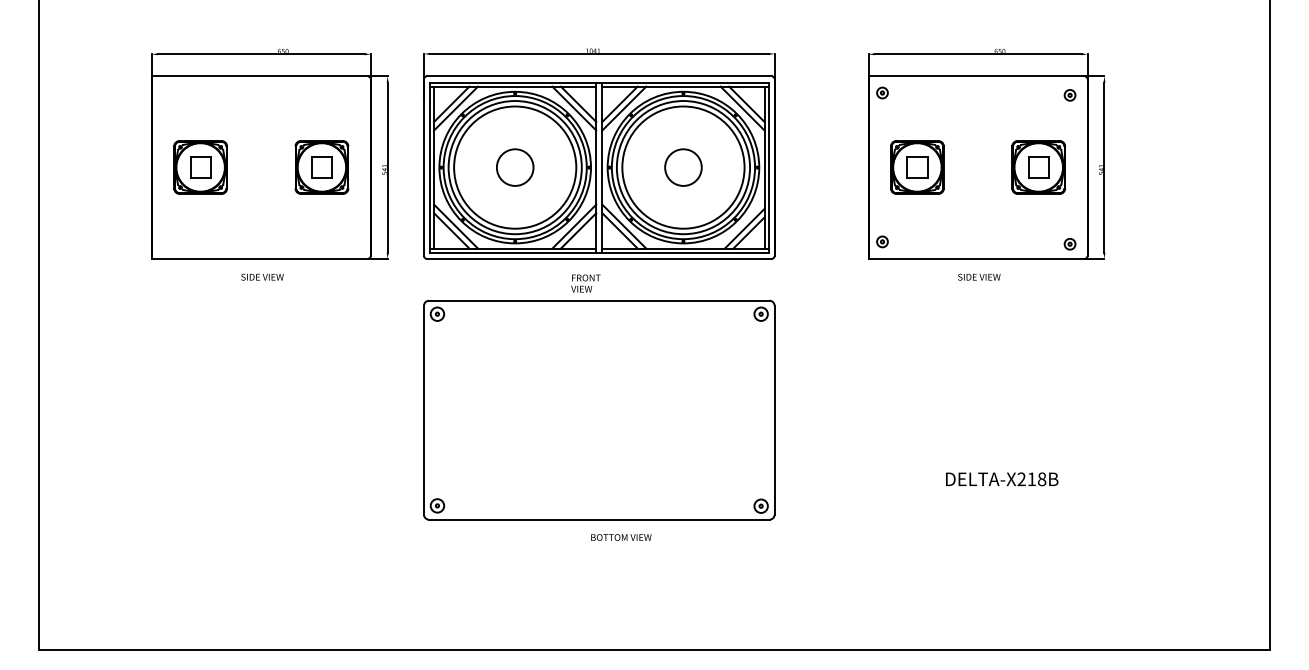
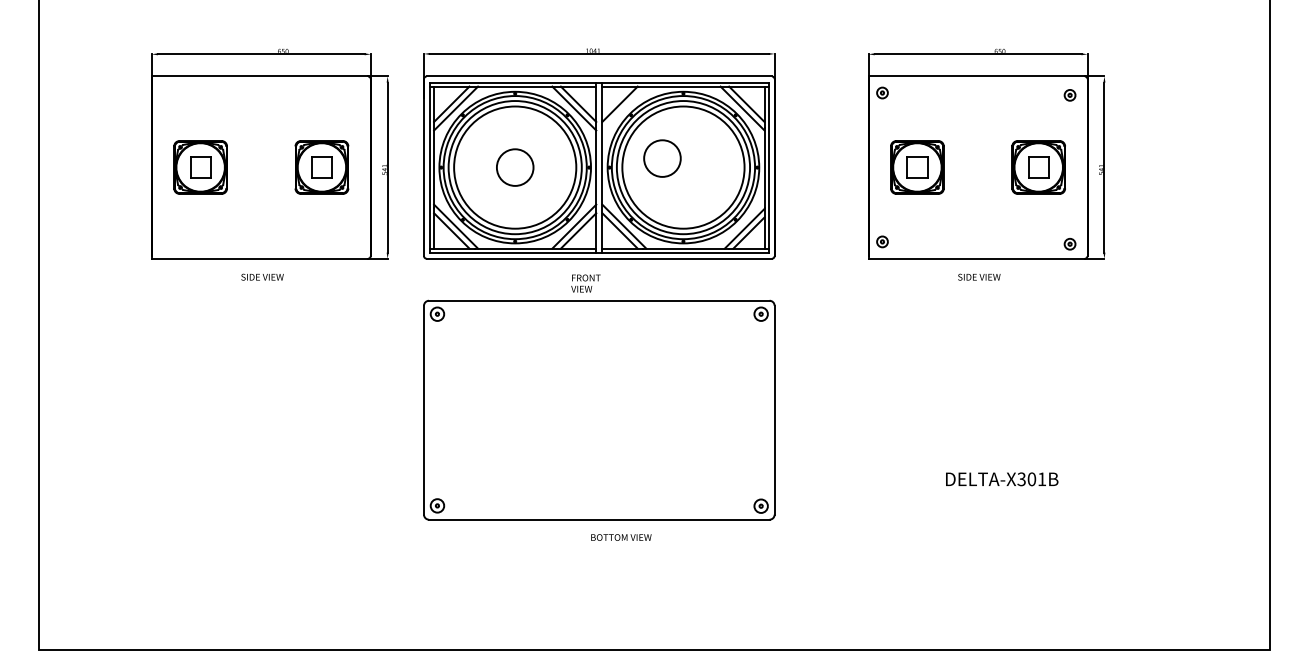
line: present -> none (624, 108)
circle position: (683, 167) -> (662, 158) (662, 158)
text: DELTA-X218B -> DELTA-X301B (1031, 479)
